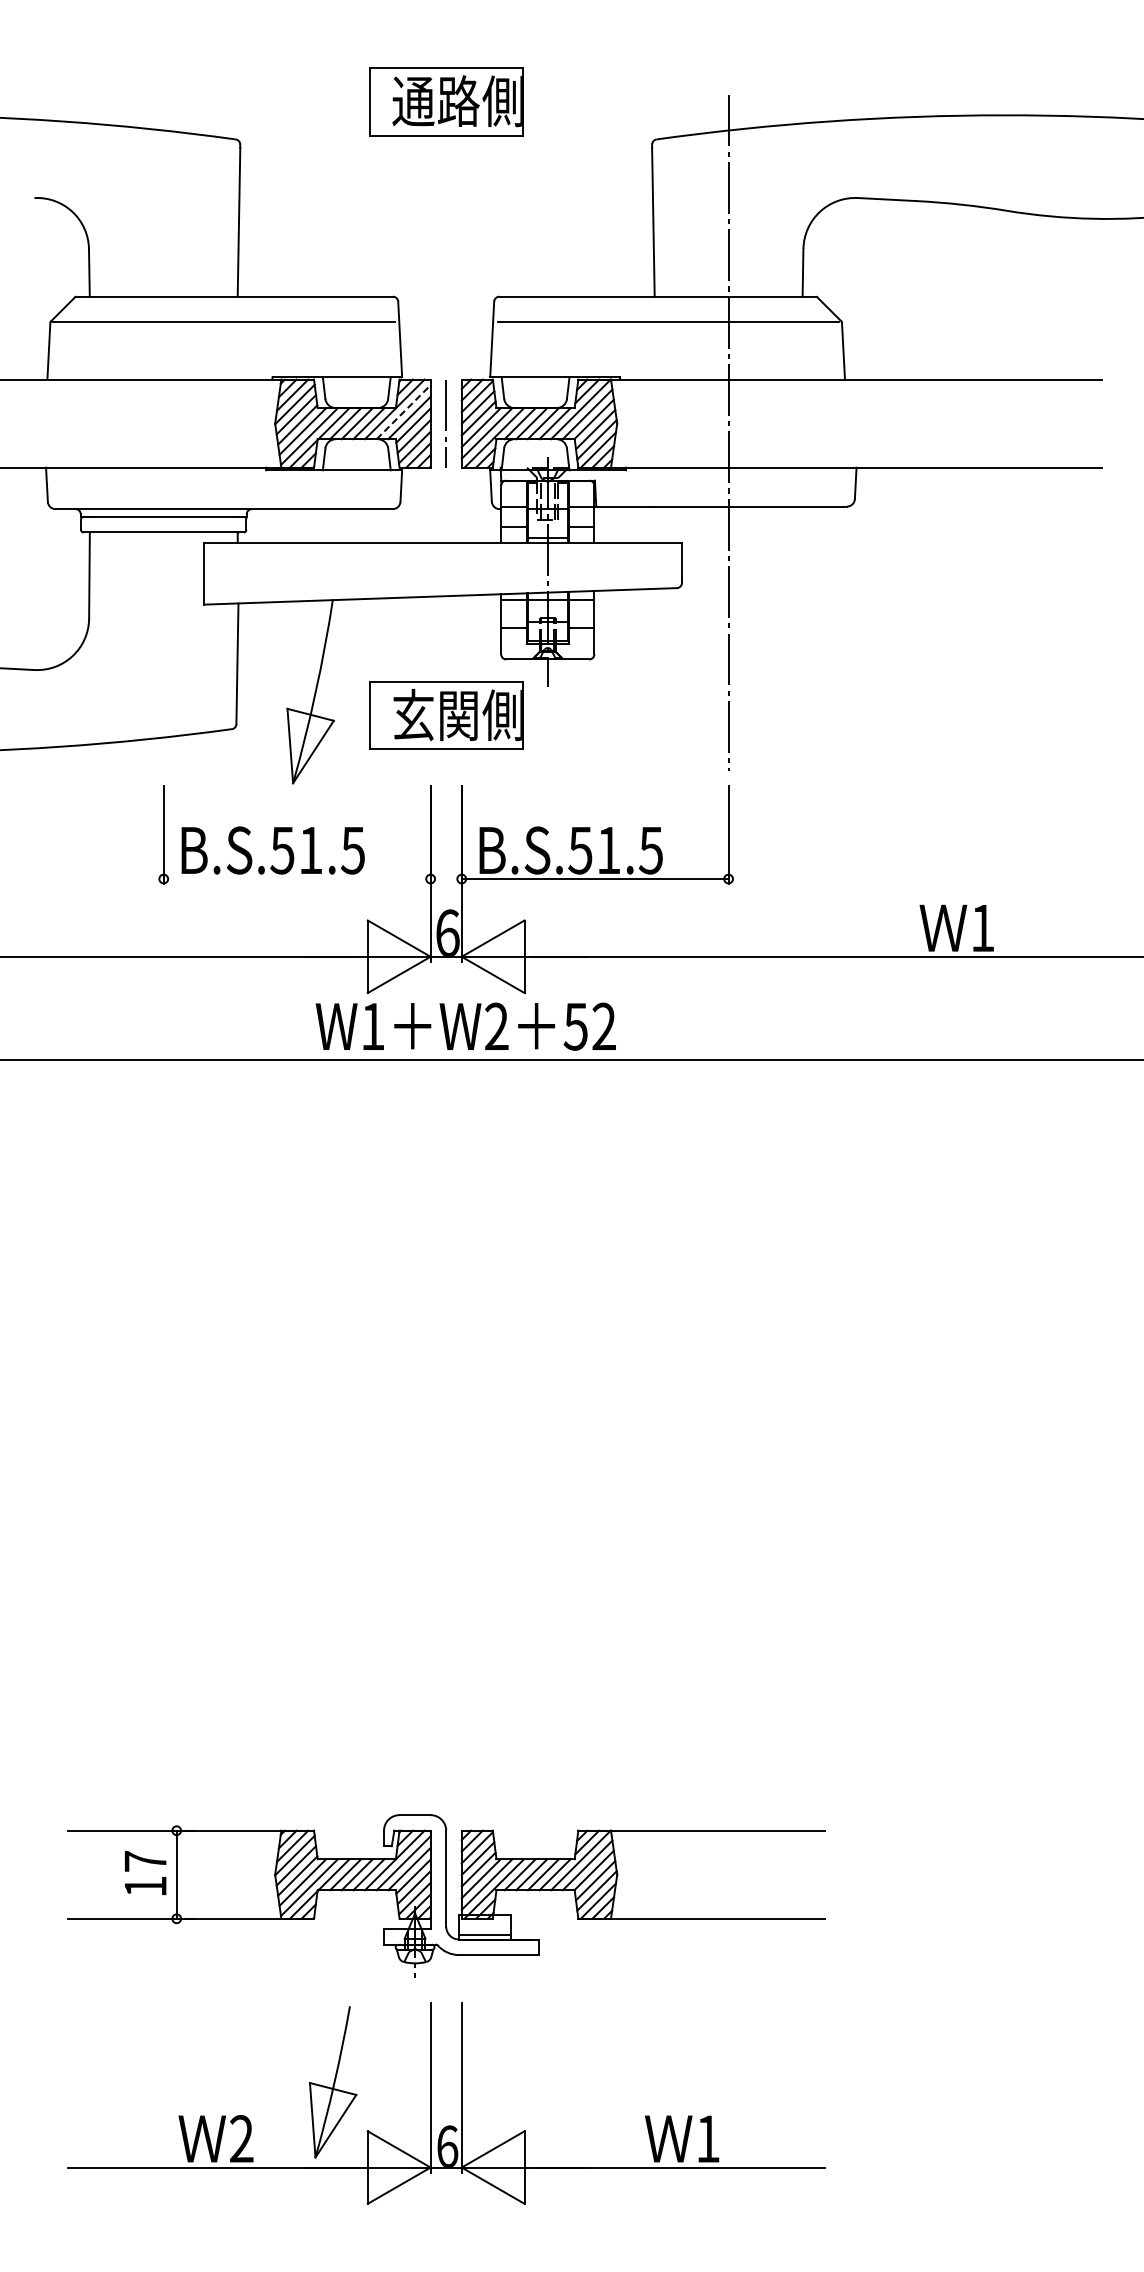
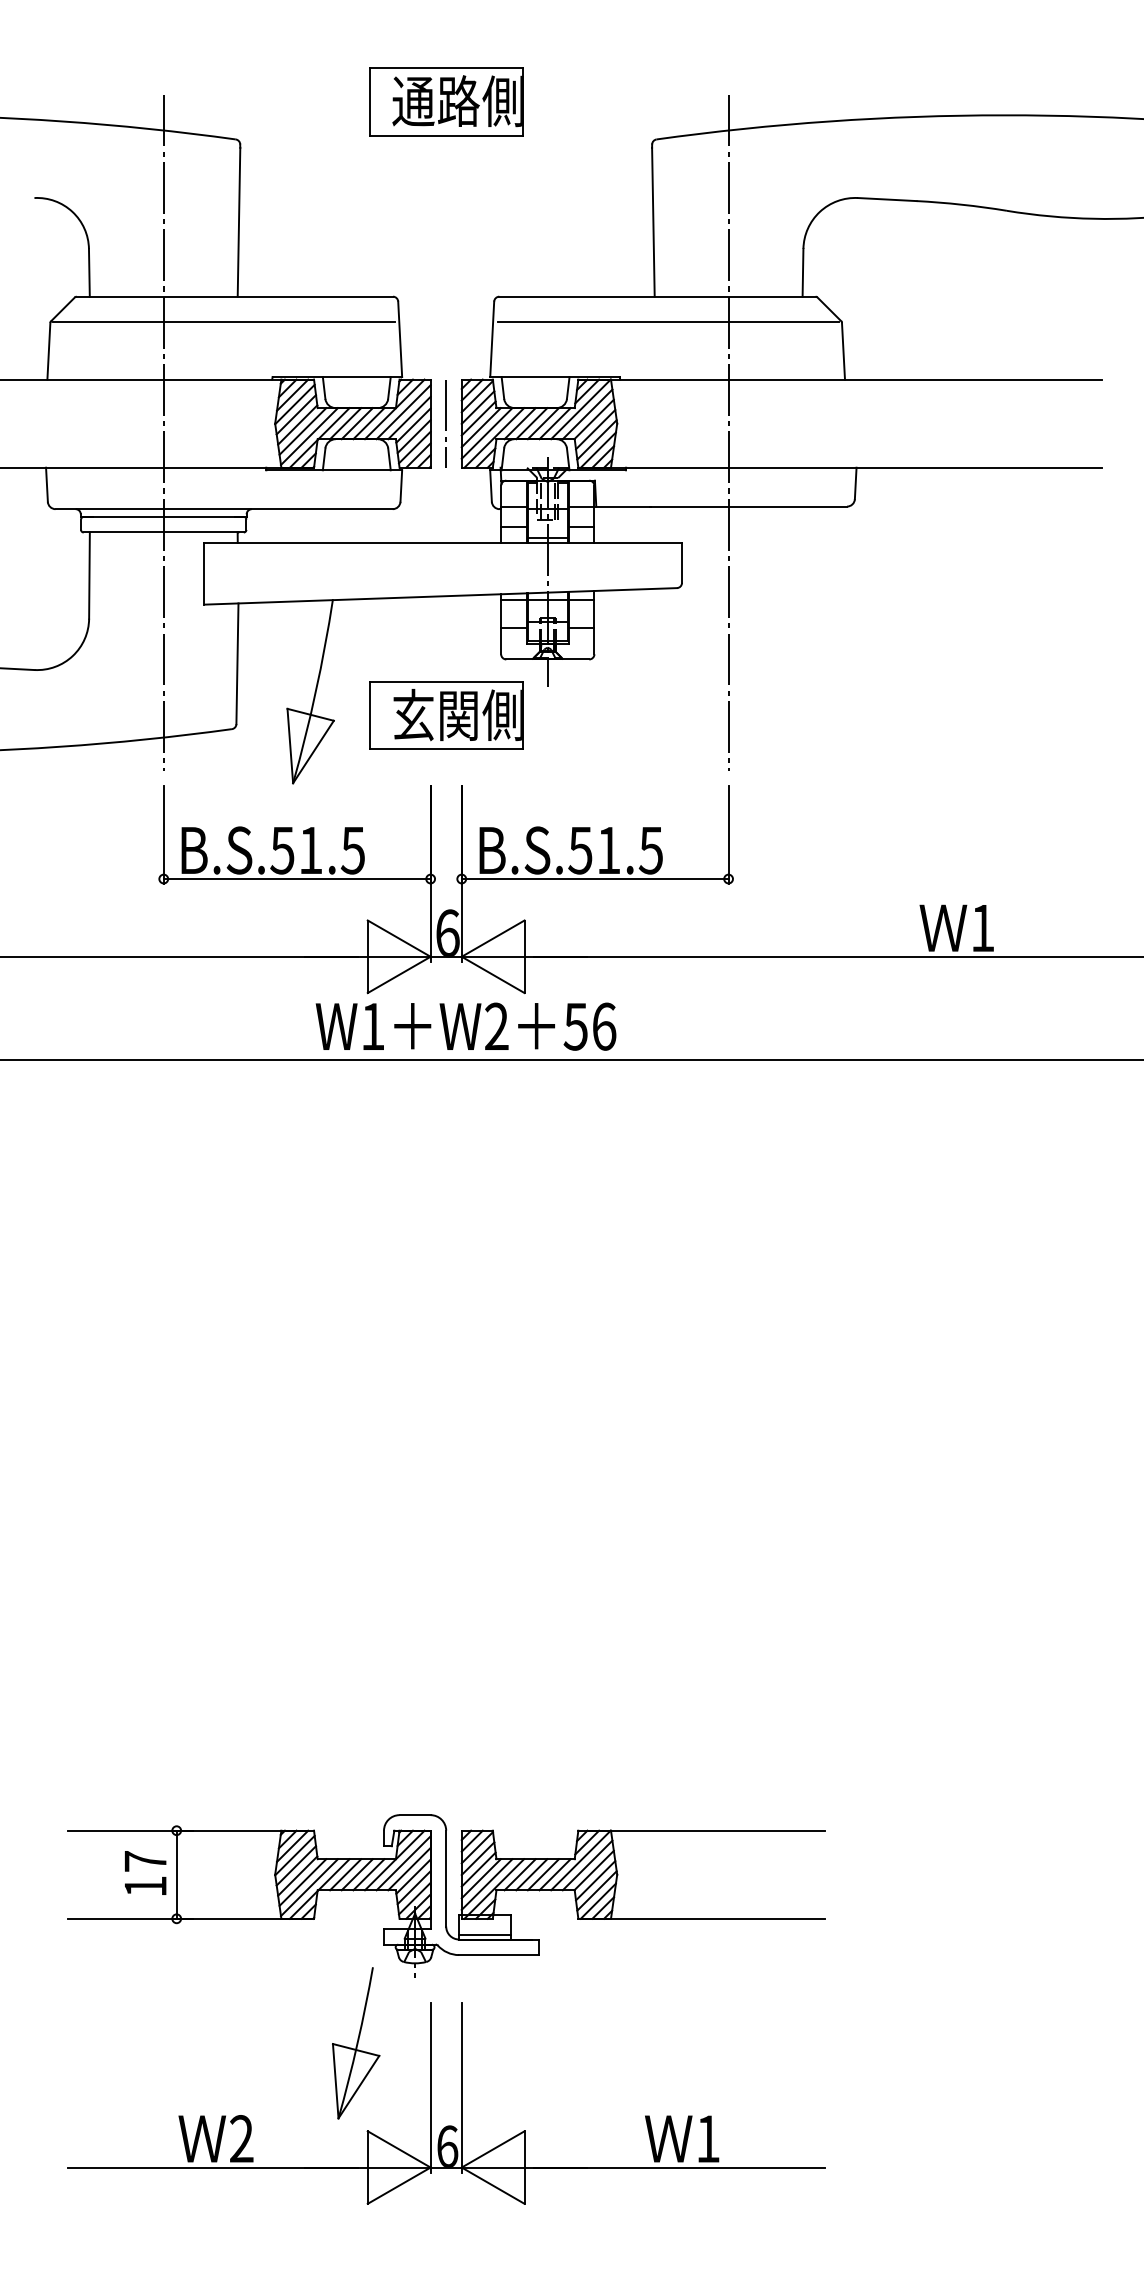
line: dashed -> solid (404, 411)
line: none -> present (163, 432)
line: none -> present (296, 879)
text: 52 -> 56 (604, 1026)
part position: (333, 2082) -> (356, 2043) (356, 2043)
